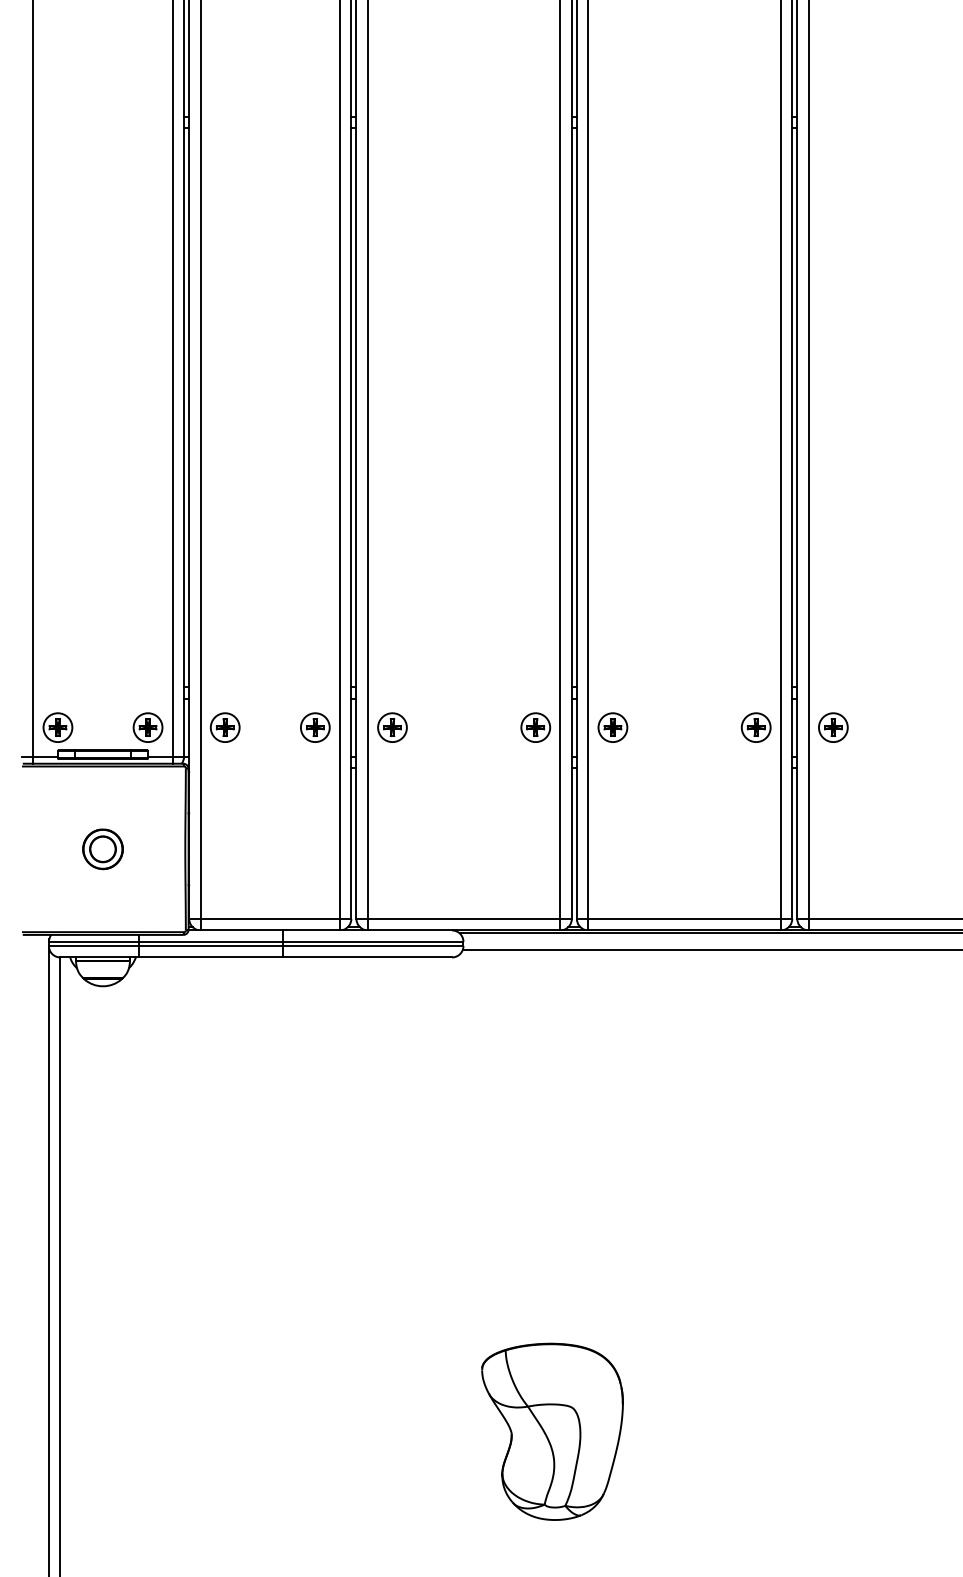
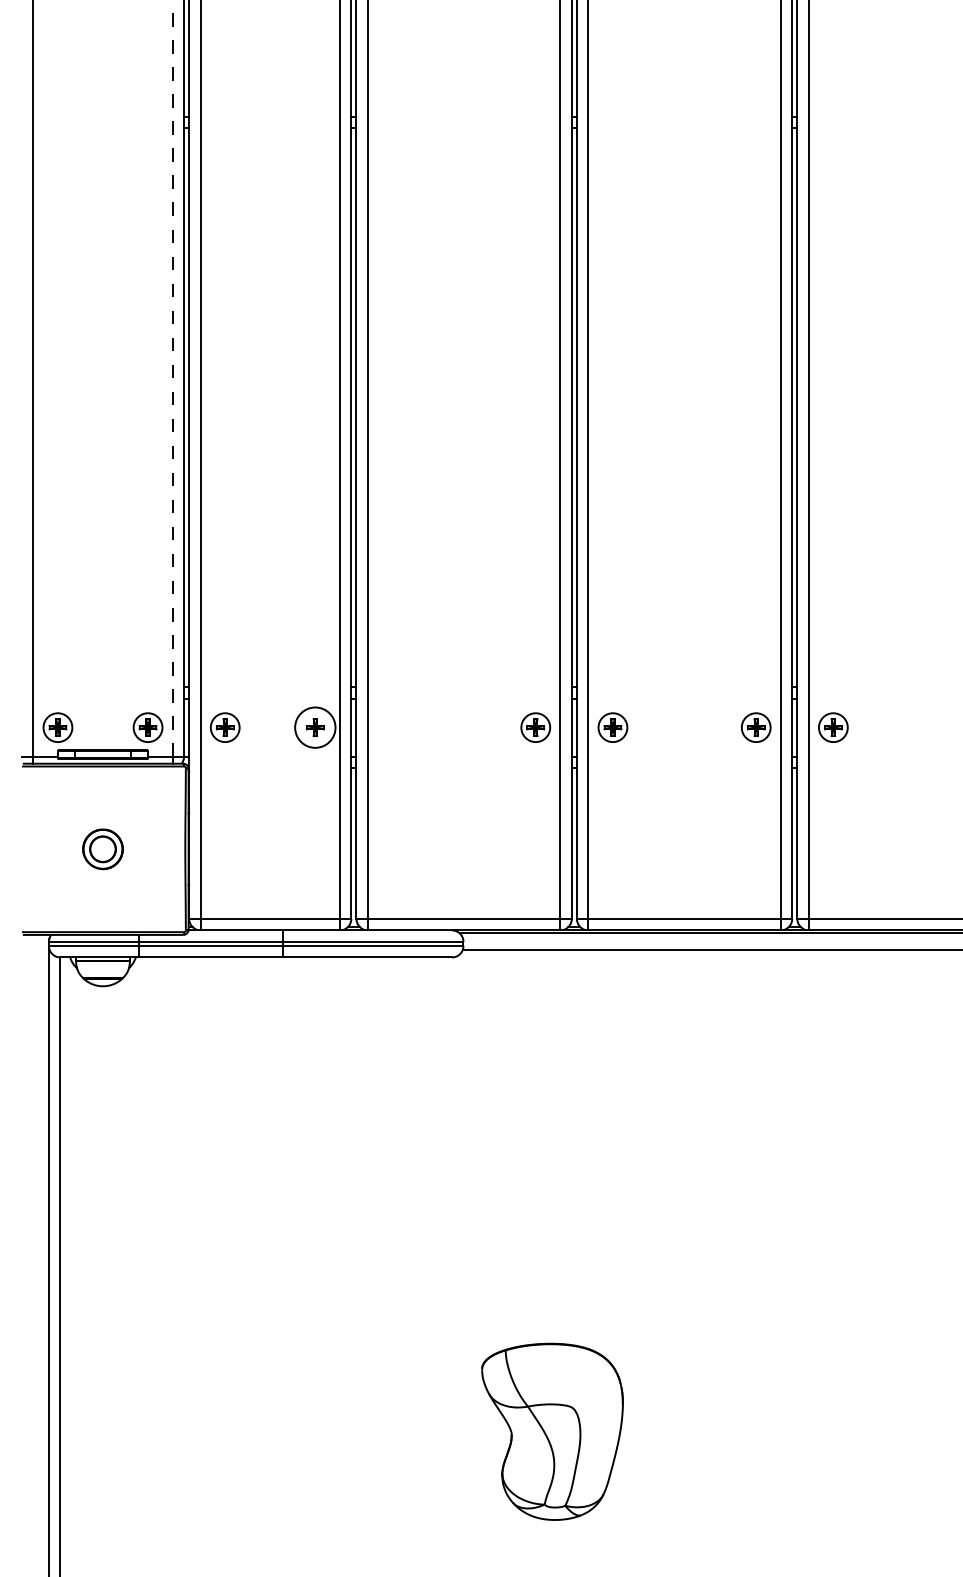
line: solid -> dashed (172, 378)
circle diameter: 29 px -> 40 px (315, 727)
part: present -> none (392, 727)
